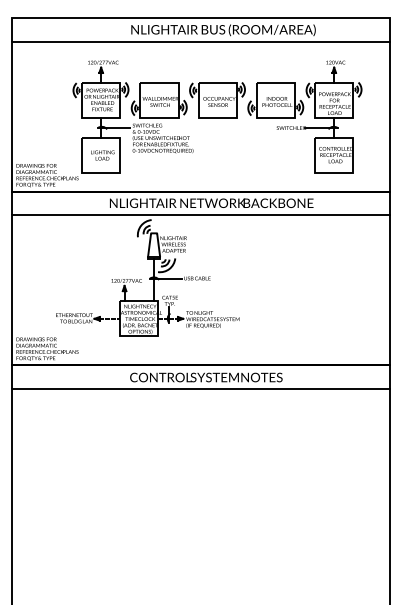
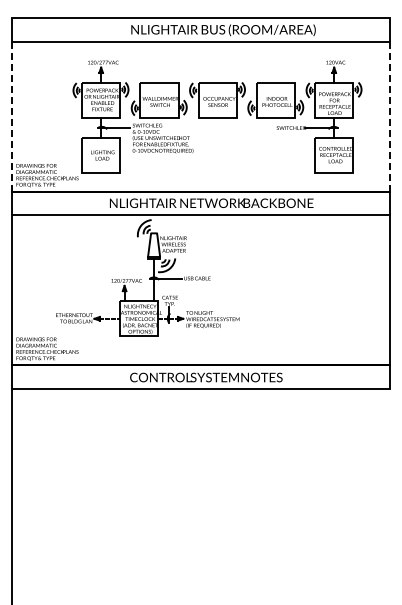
line: solid -> dashed (11, 116)
line: solid -> dashed (390, 116)
line: present -> none (390, 494)
